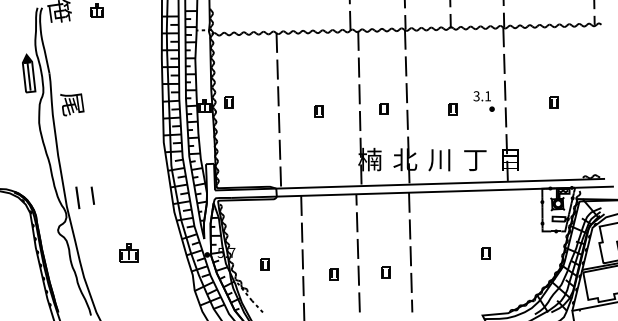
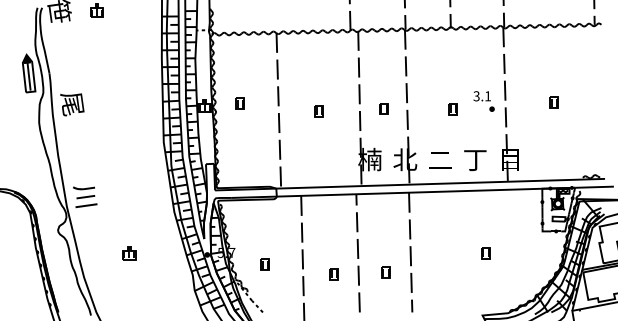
part position: (228, 102) -> (239, 103) (239, 103)
text: 川 -> 二 (439, 160)
text: 二 -> 川 (85, 197)
part size: 20x20 px -> 15x15 px (129, 253)
